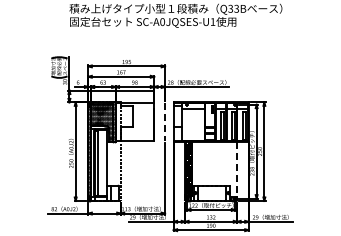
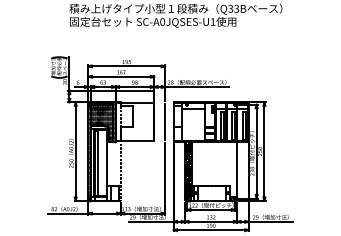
line: dashed -> solid (165, 122)
line: dashed -> solid (237, 169)
